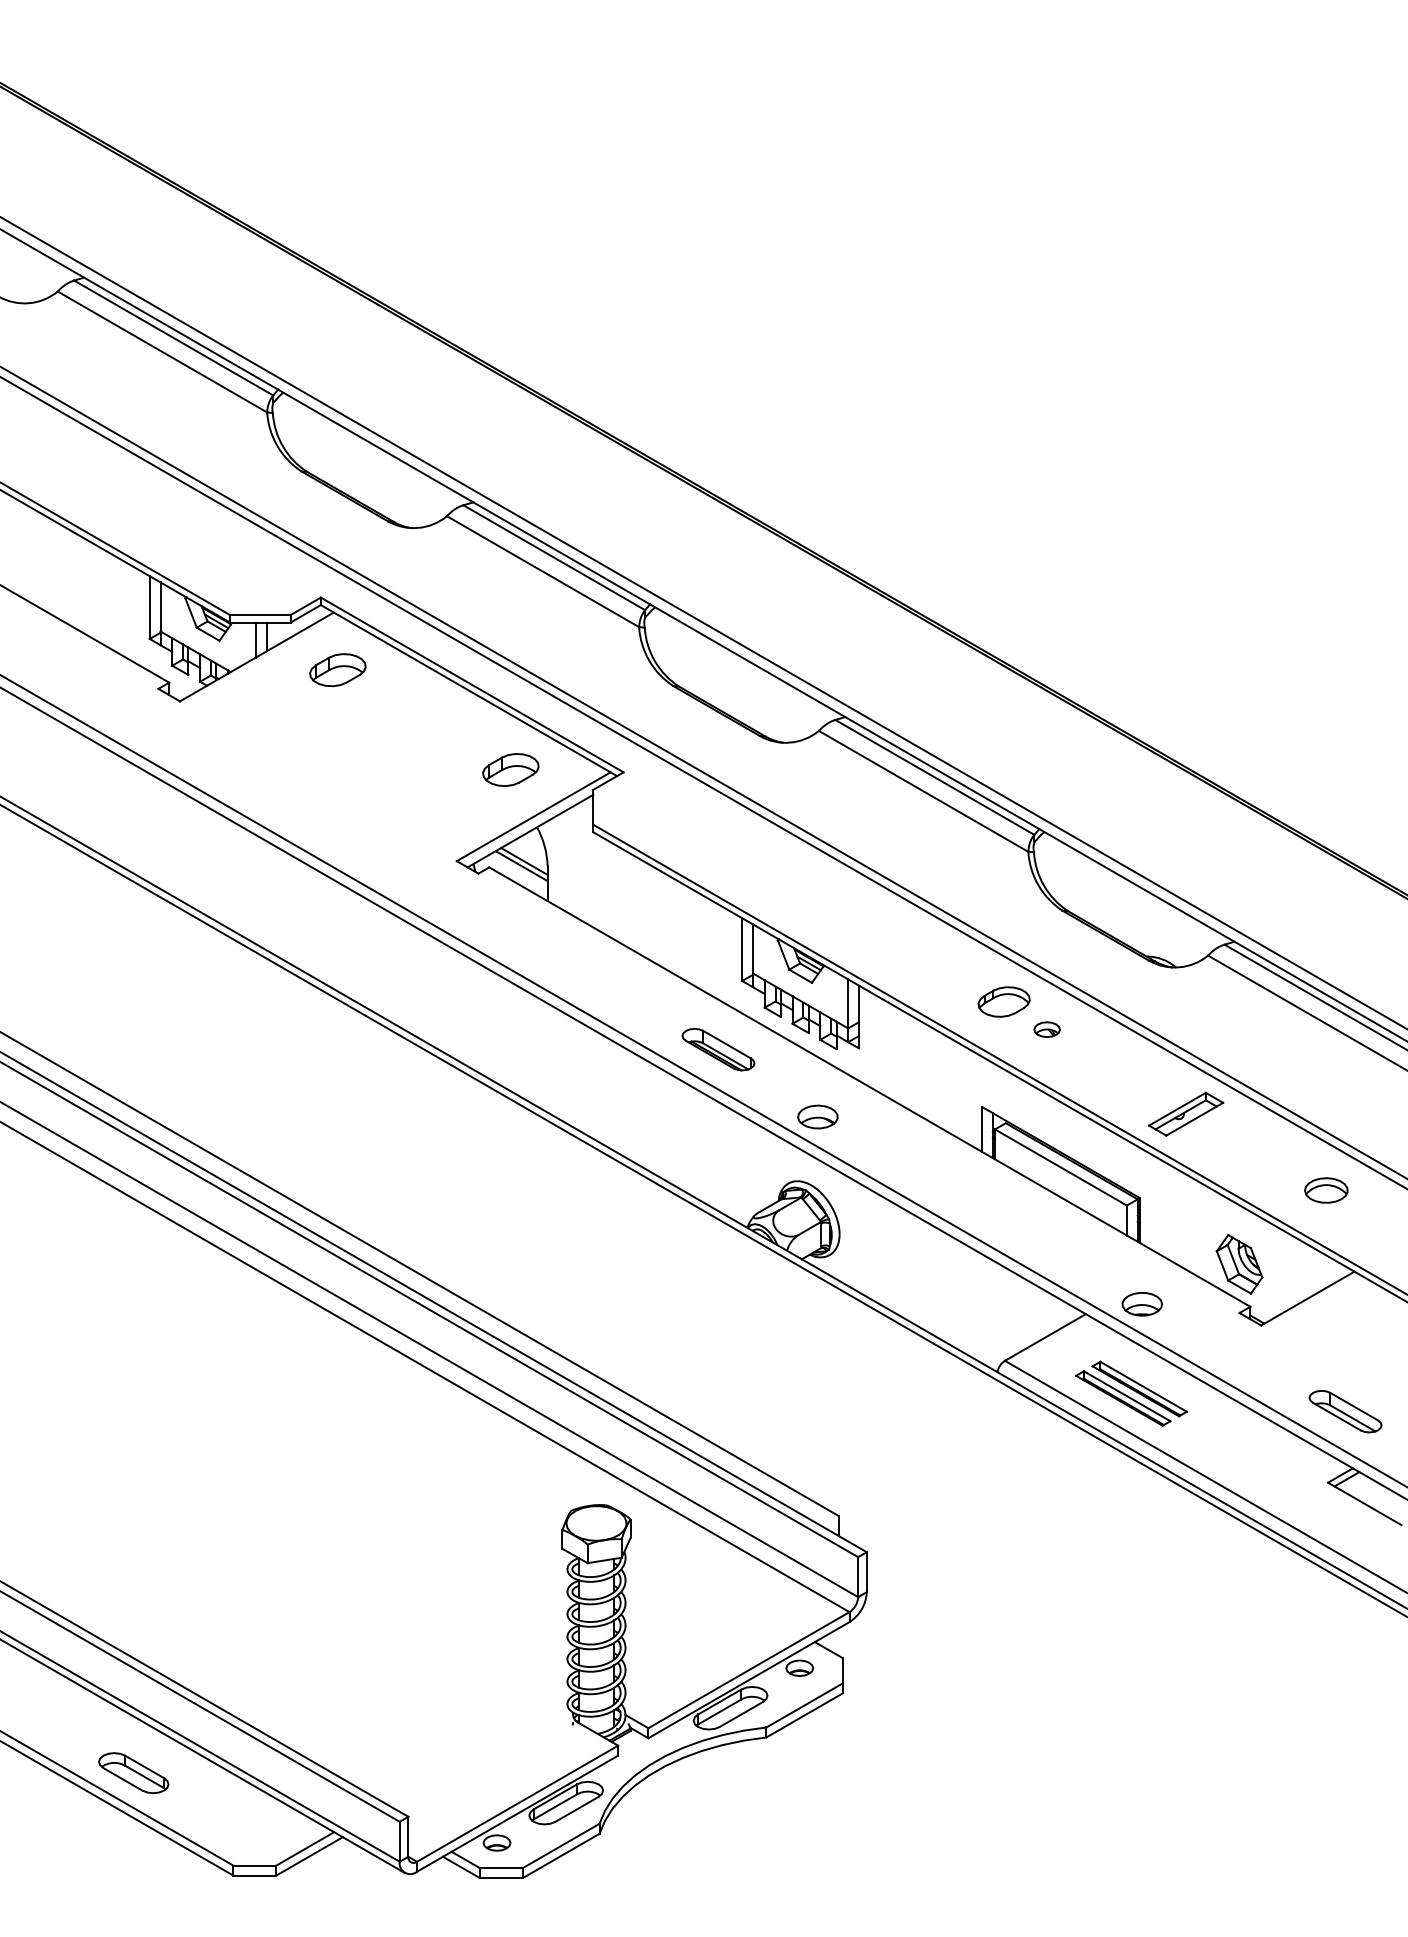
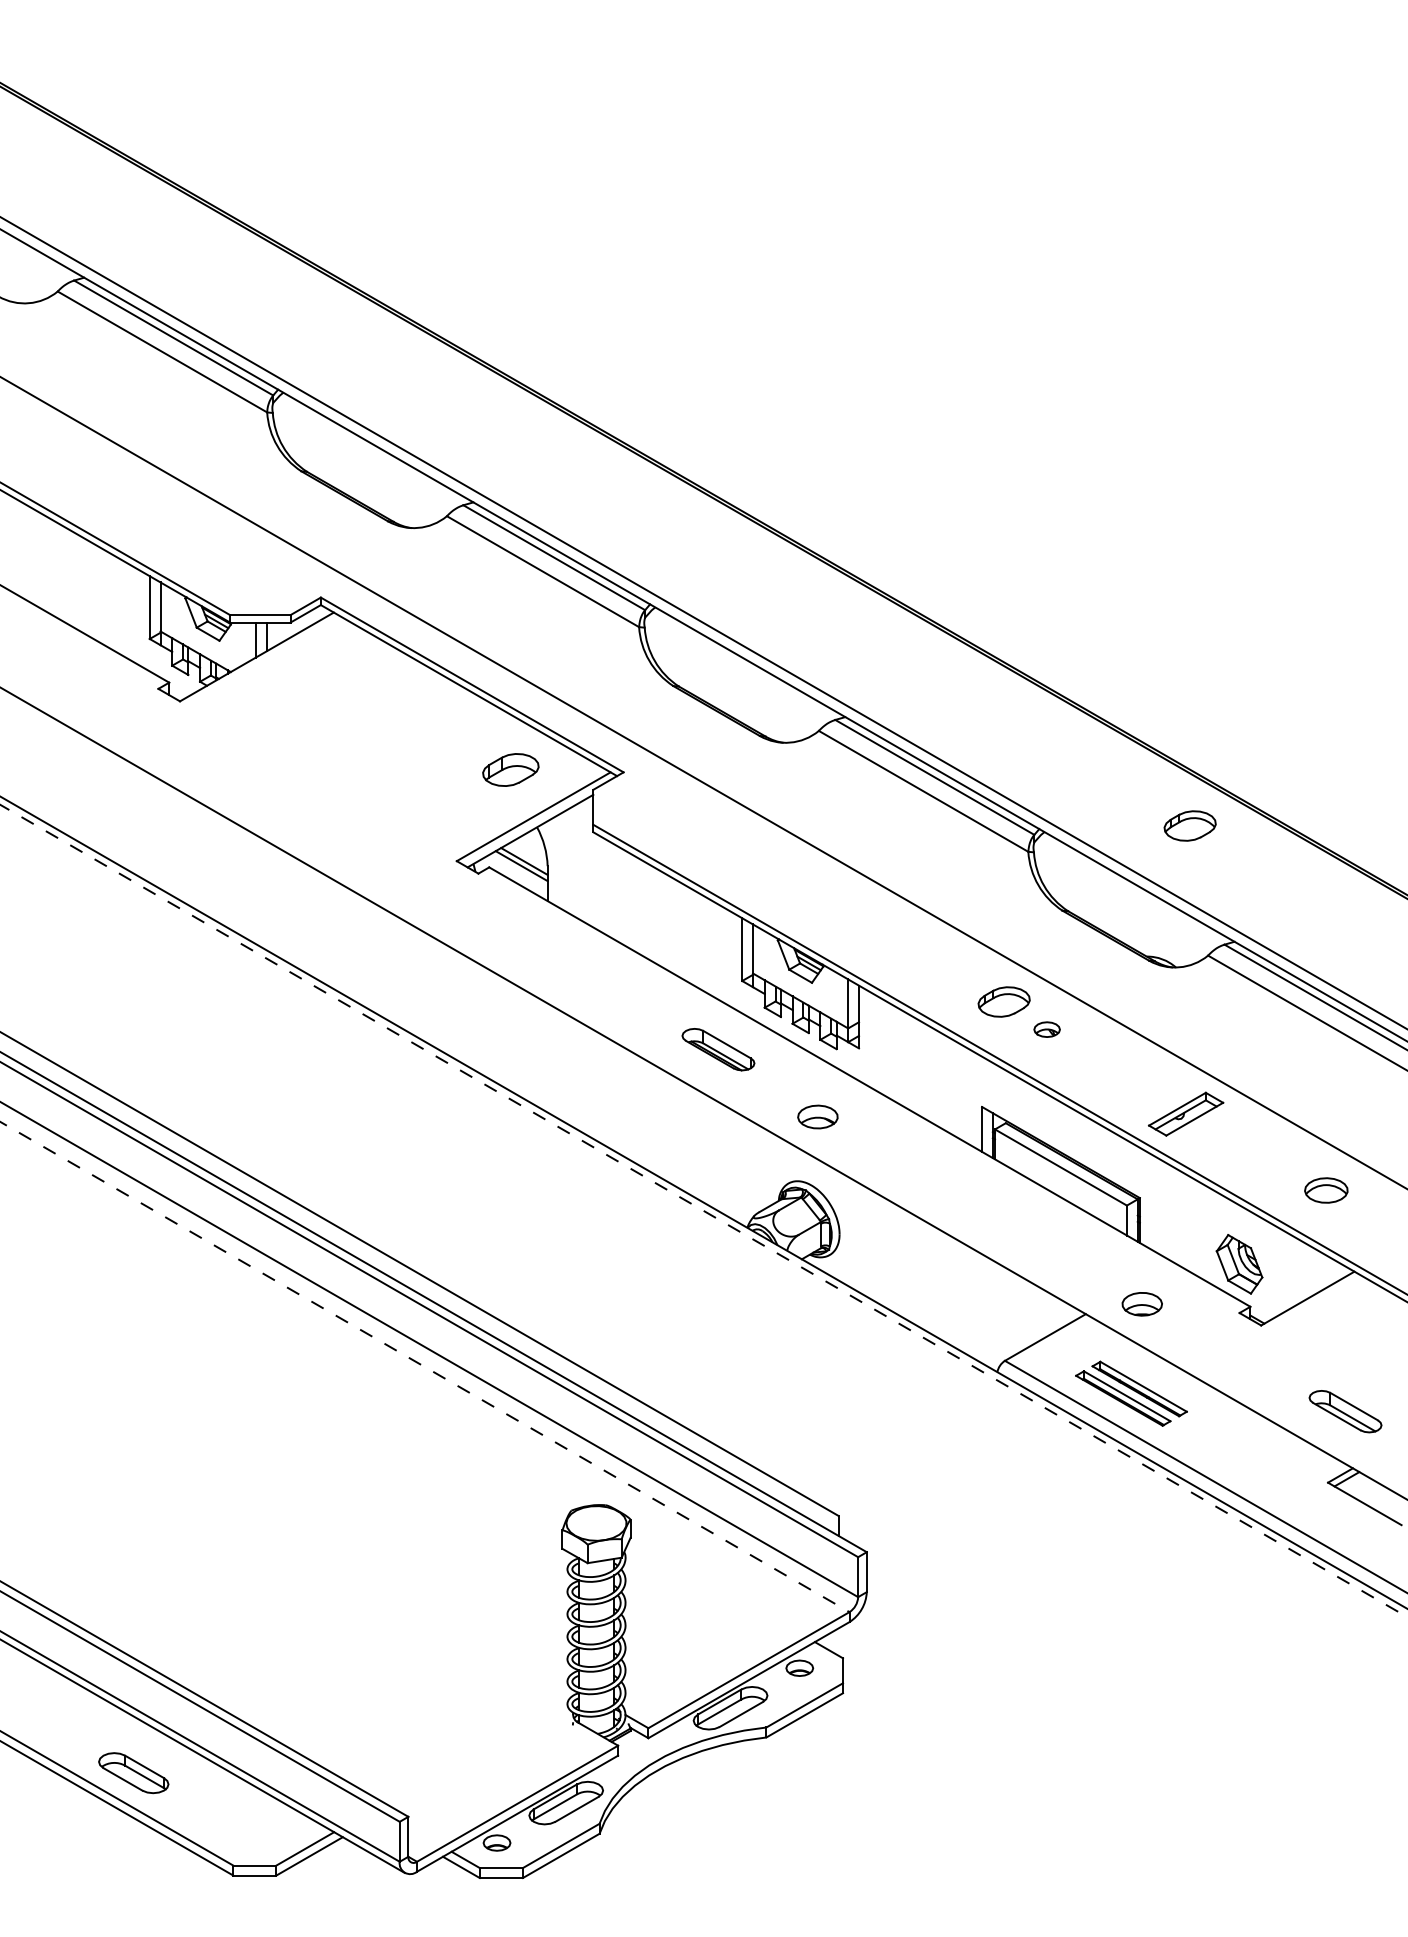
part: present -> none (337, 670)
line: present -> none (703, 772)
part: none -> present (1189, 825)
line: present -> none (703, 1080)
line: solid -> dashed (704, 1211)
line: solid -> dashed (425, 1367)
